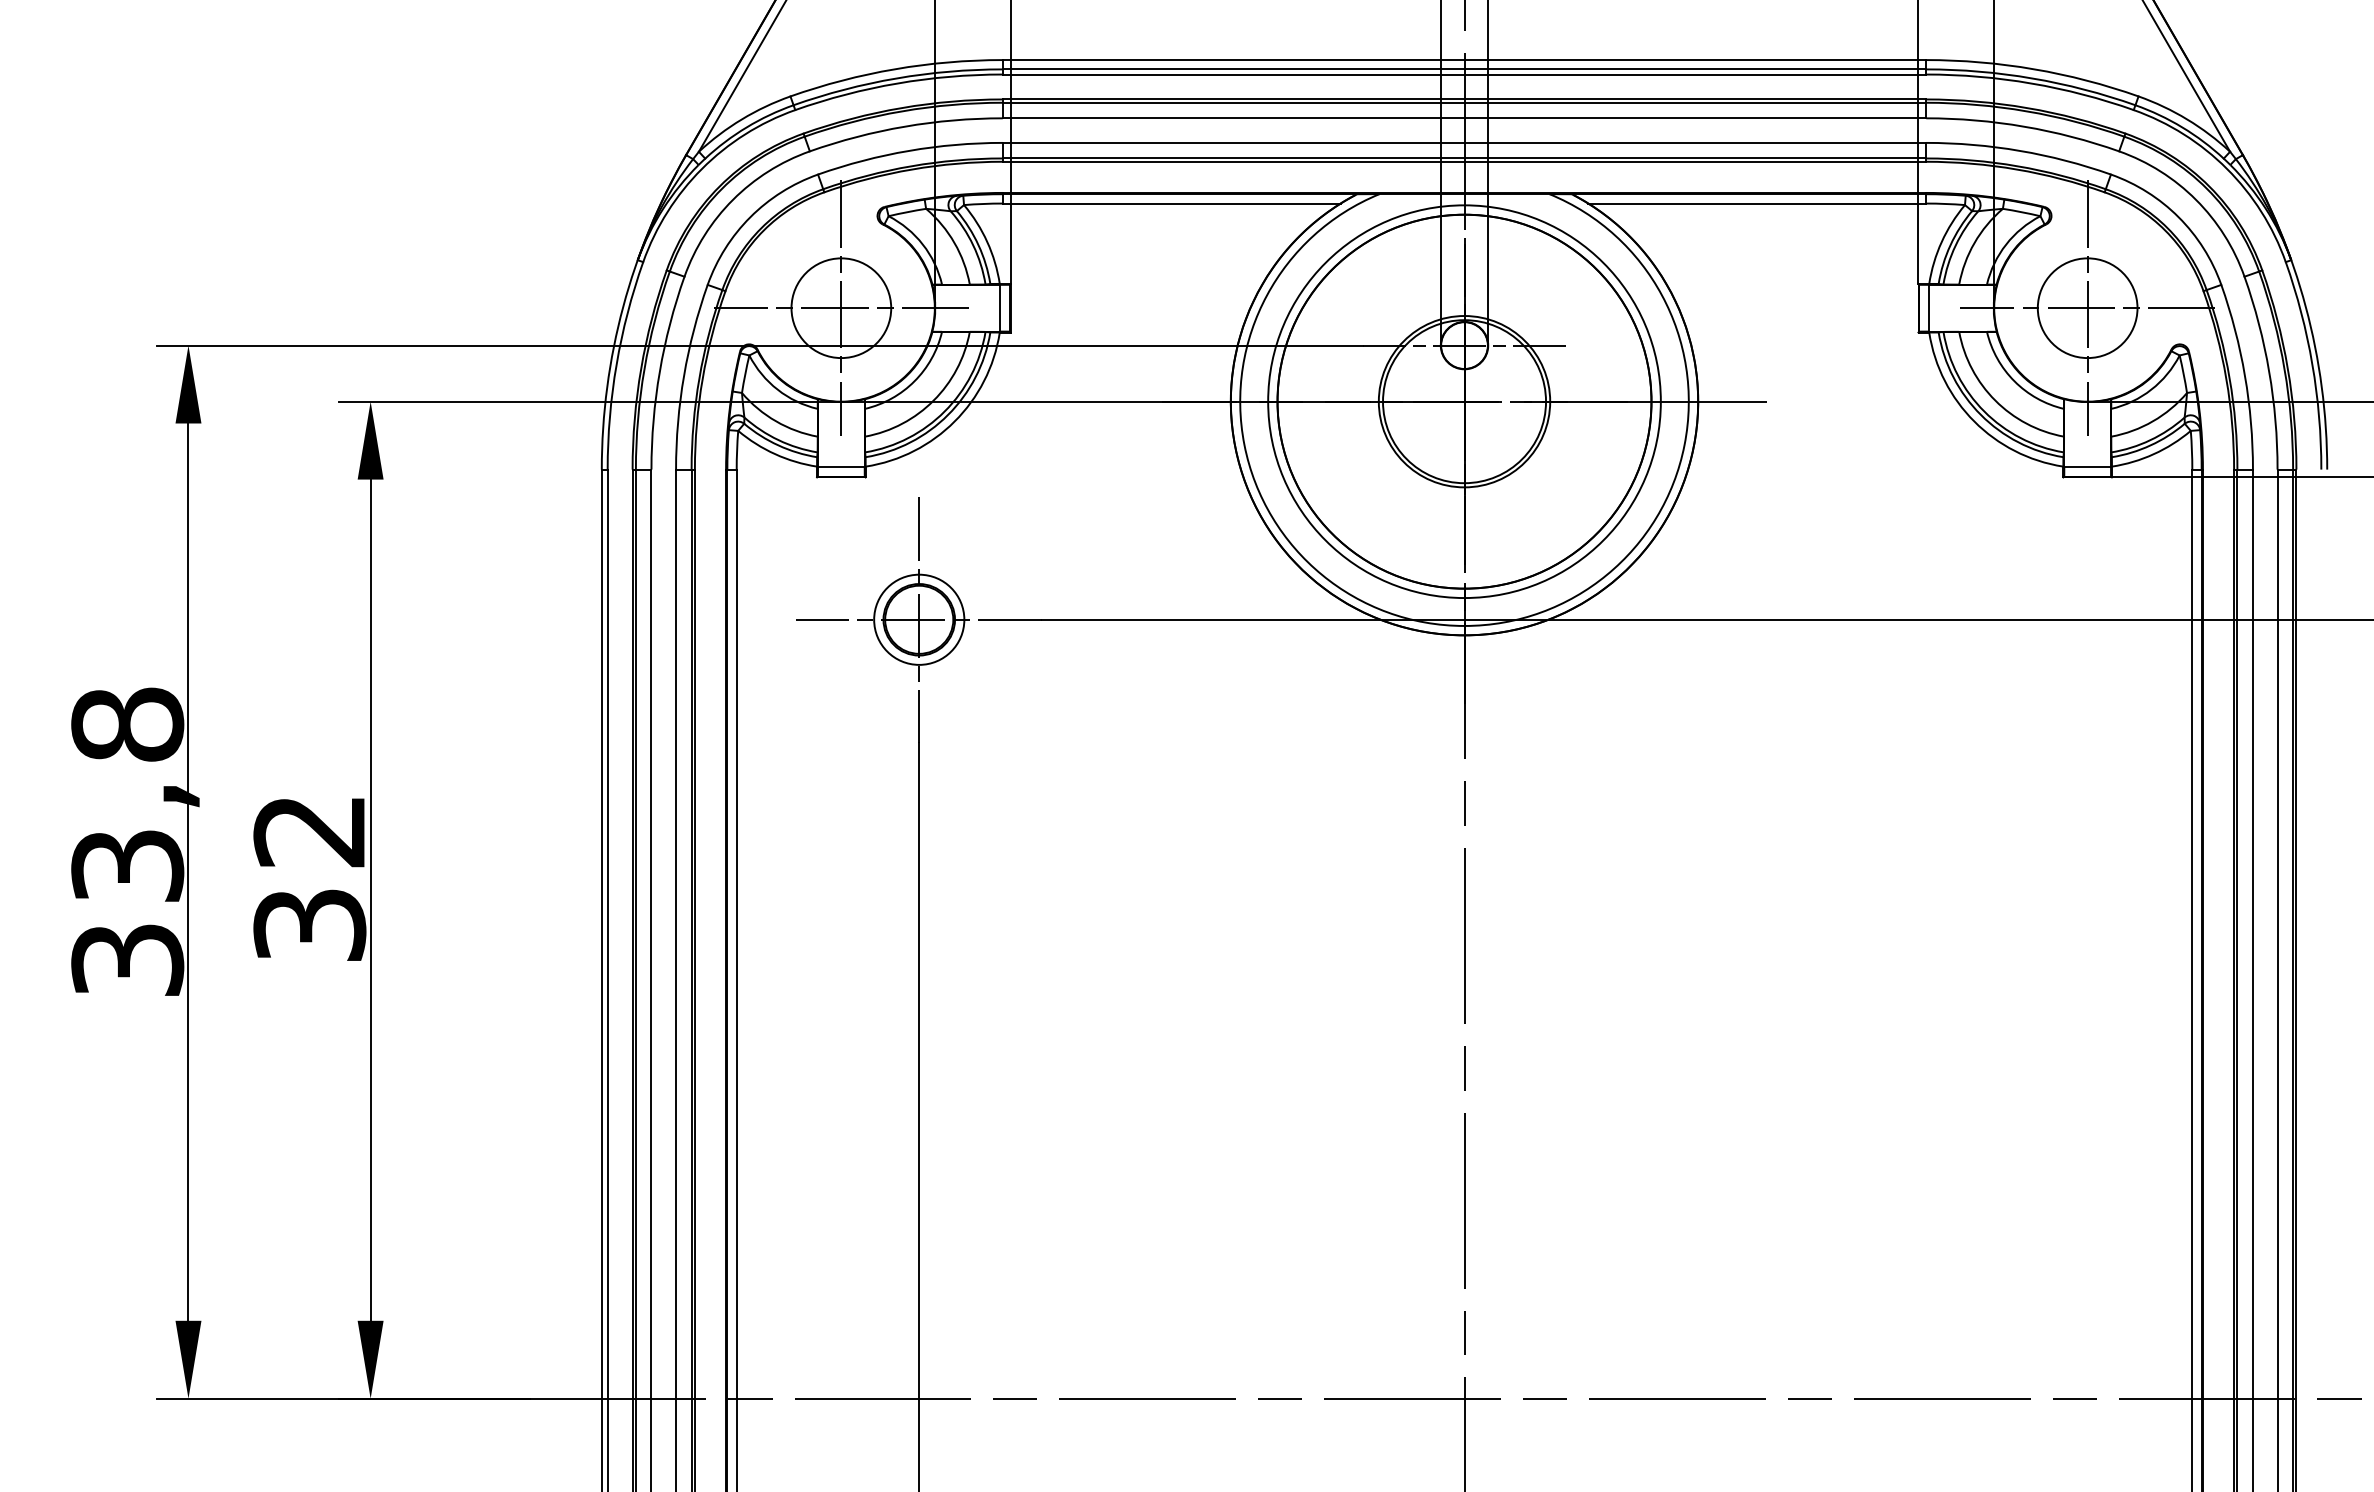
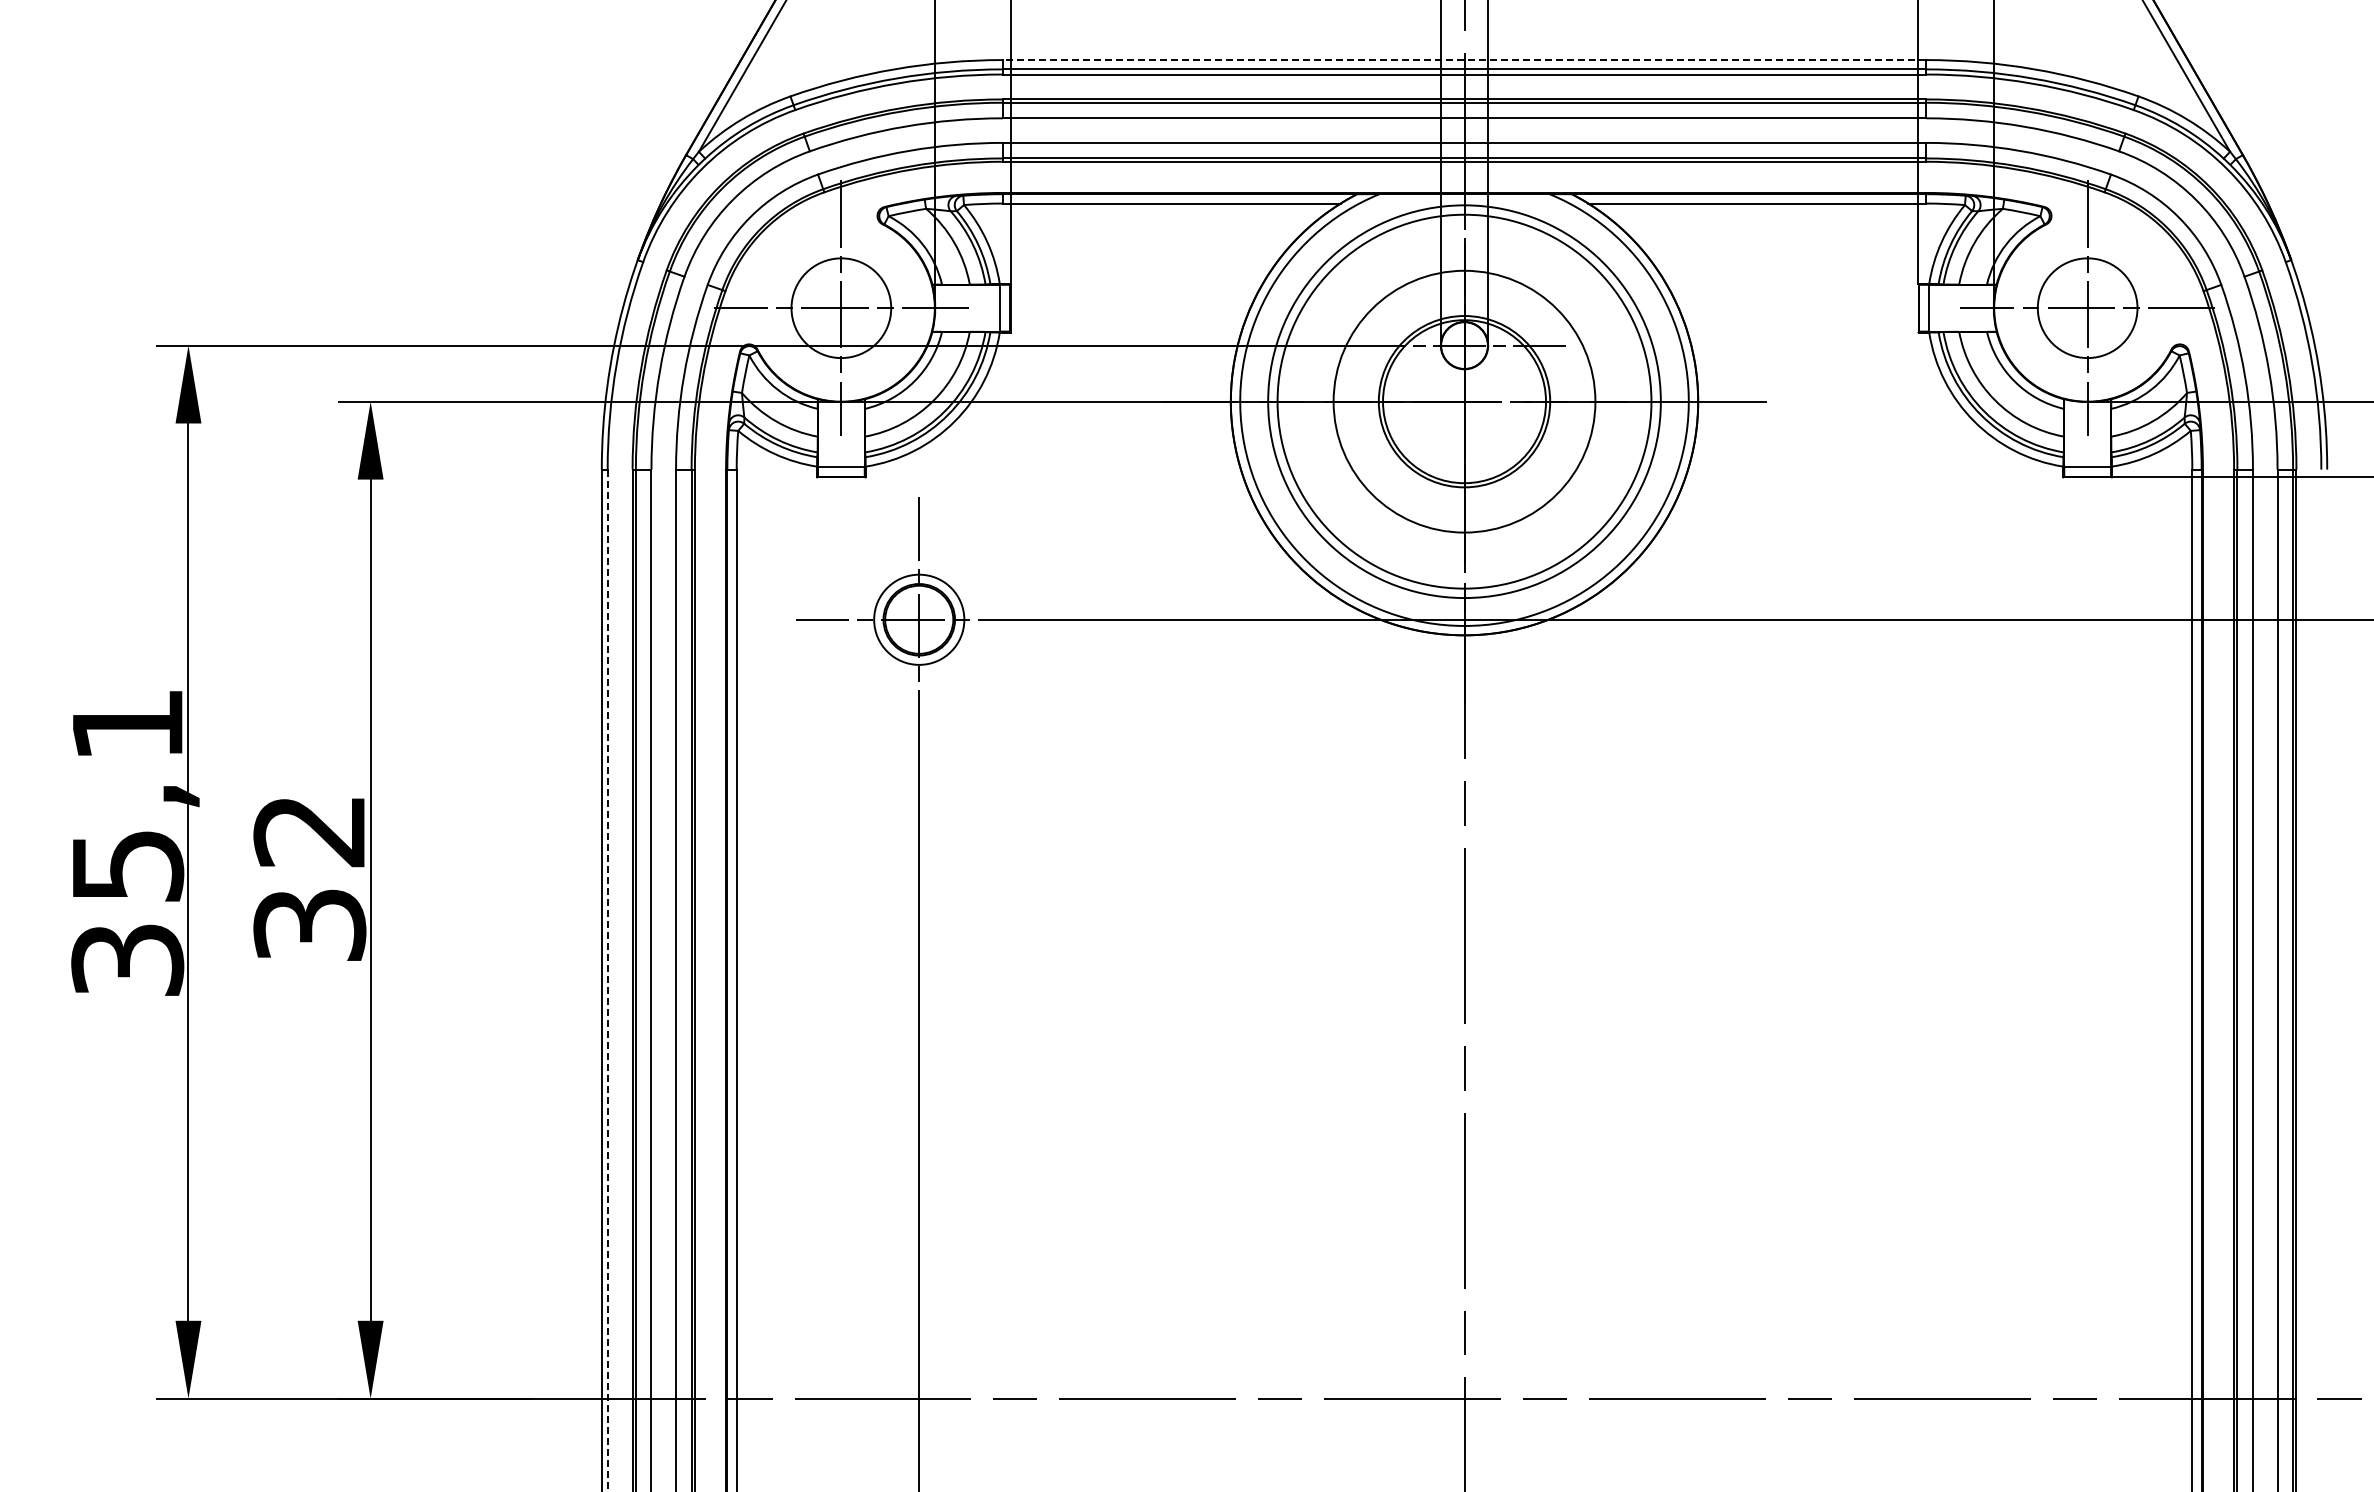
line: solid -> dashed (1464, 60)
circle diameter: 374 px -> 262 px (1464, 401)
text: 33,8 -> 35,1 (127, 794)
line: solid -> dashed (607, 980)
